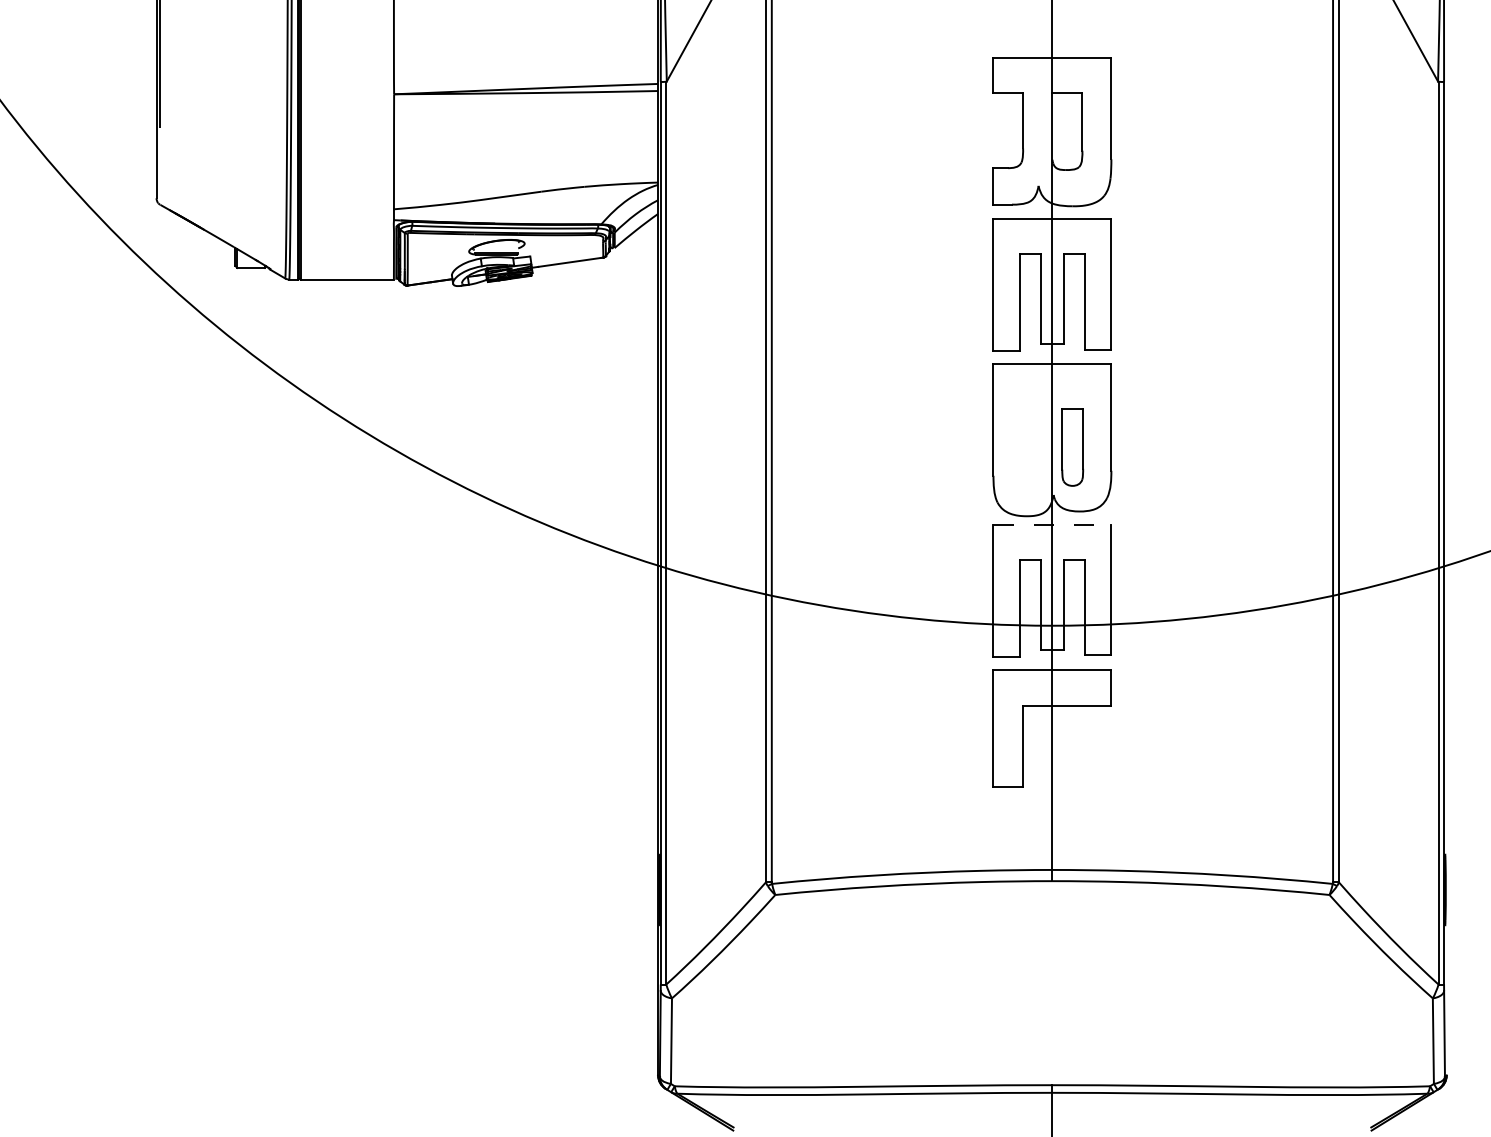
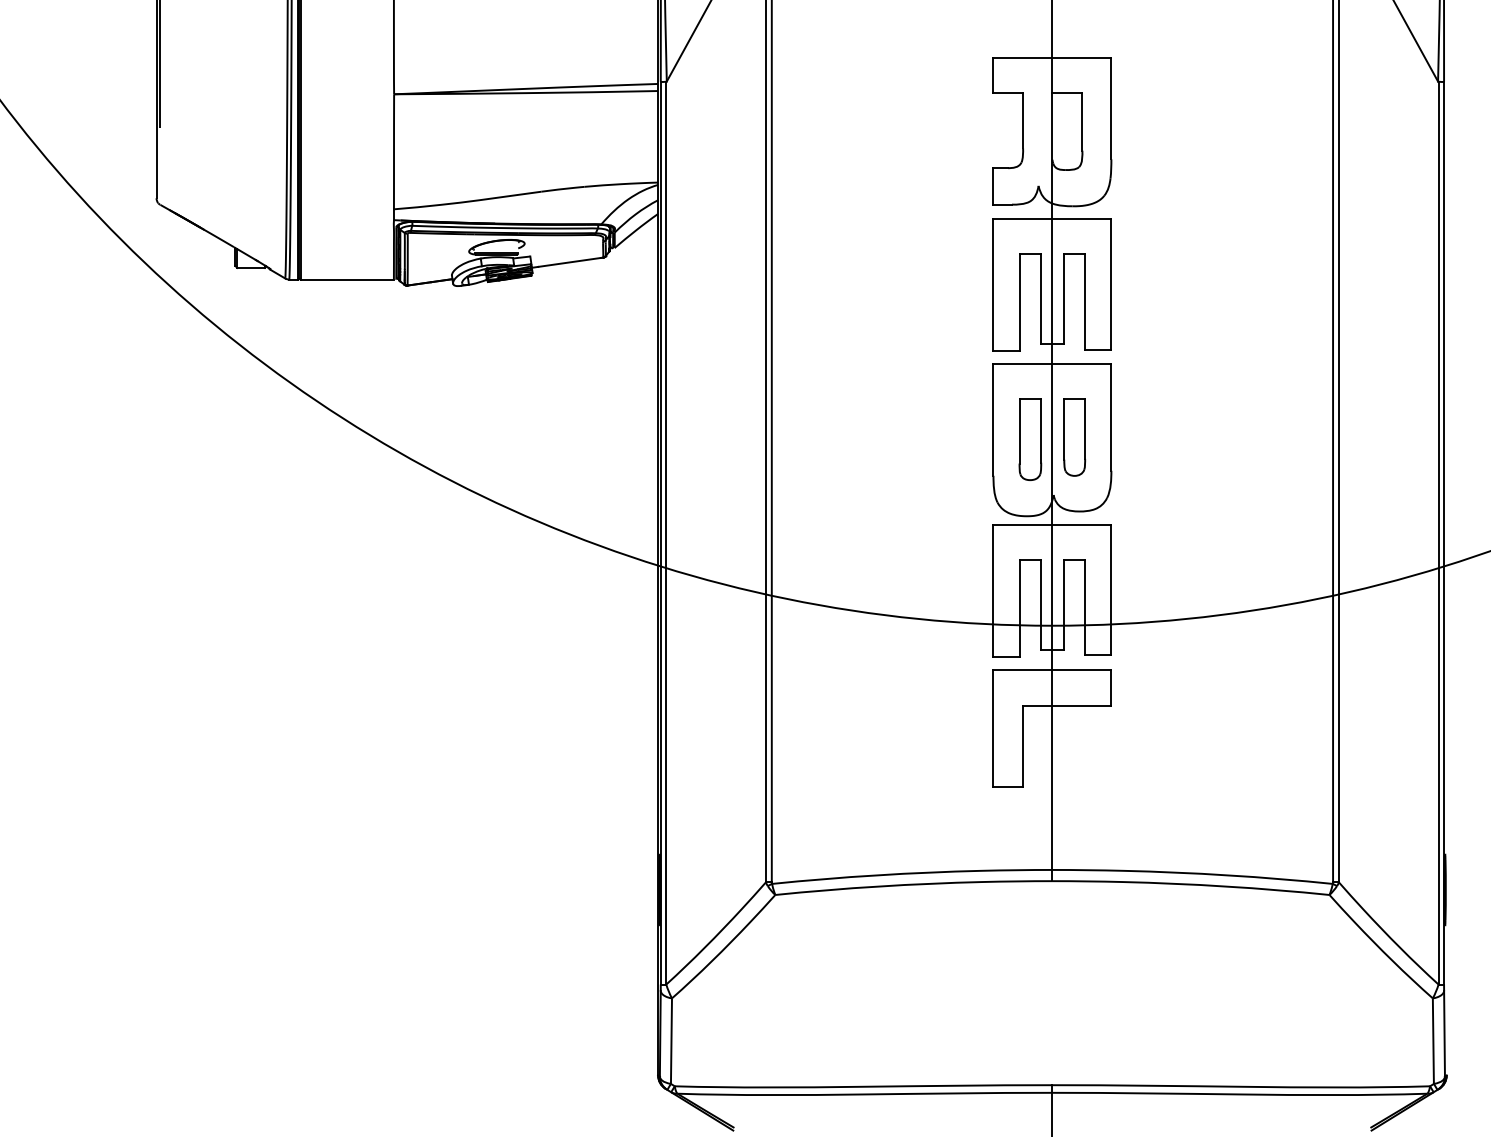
part: none -> present (1030, 439)
part position: (1072, 447) -> (1074, 437) (1074, 437)
line: dashed -> solid (1052, 524)
